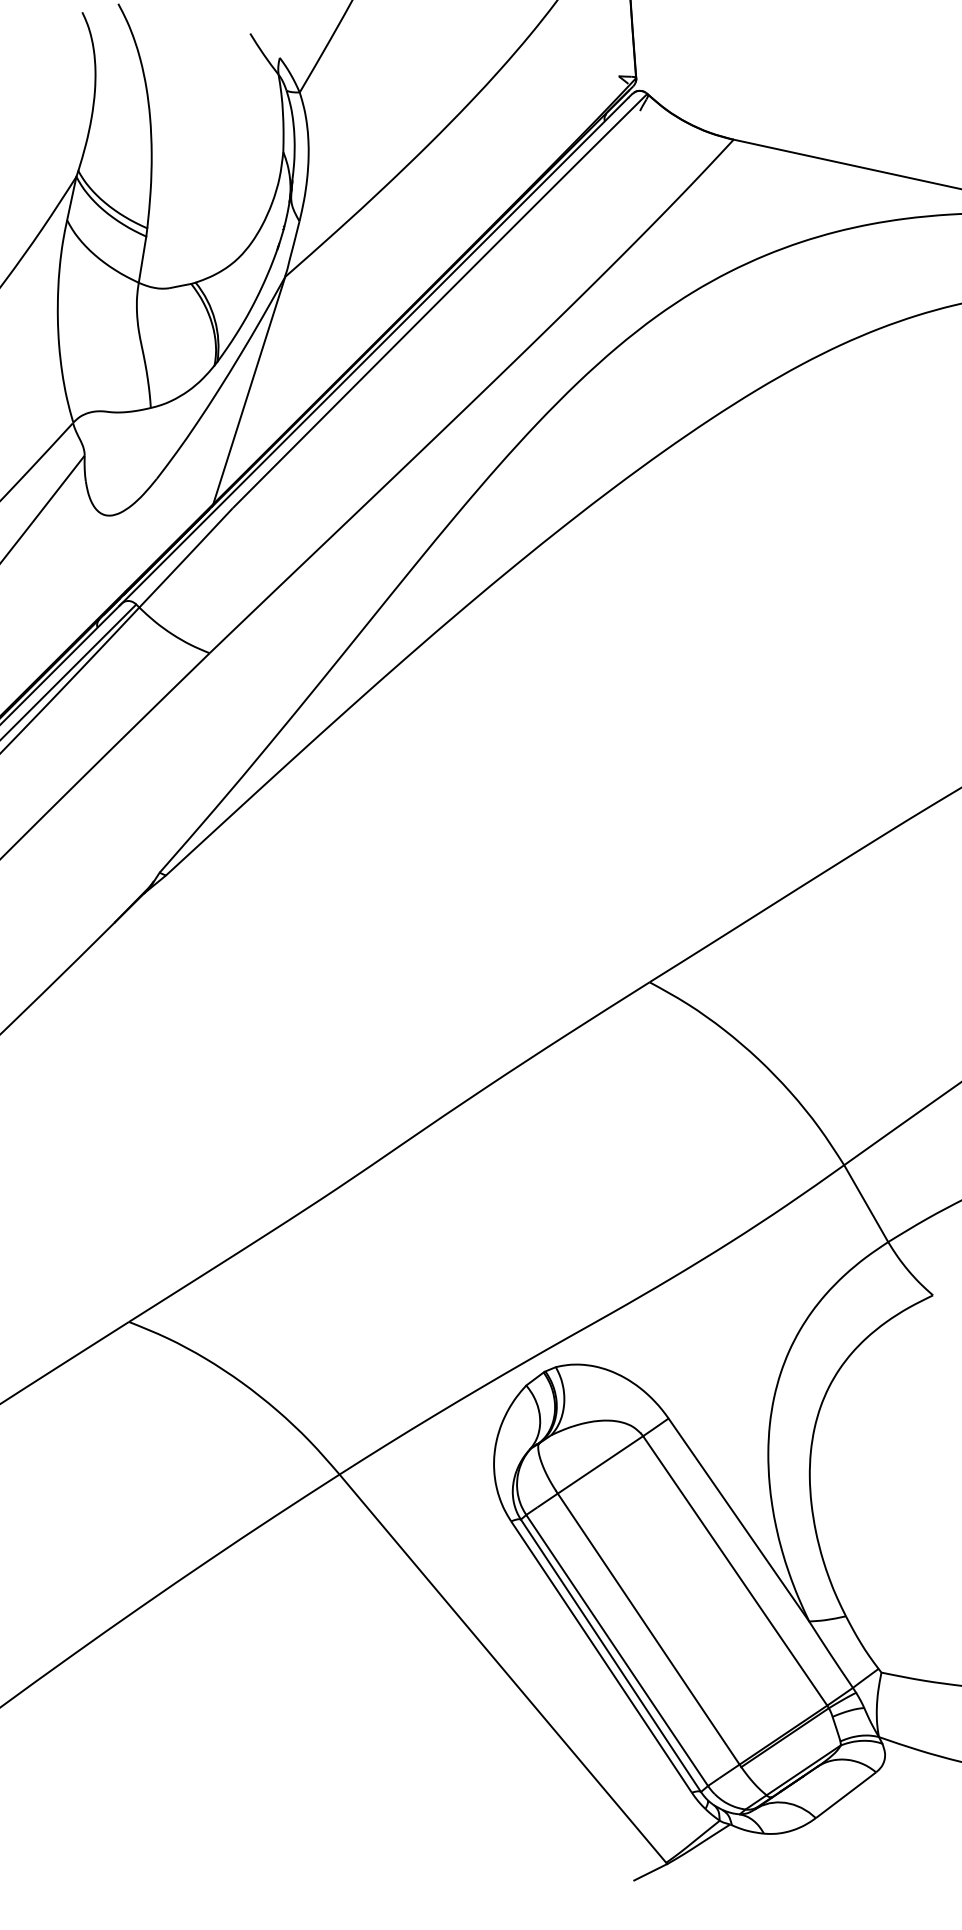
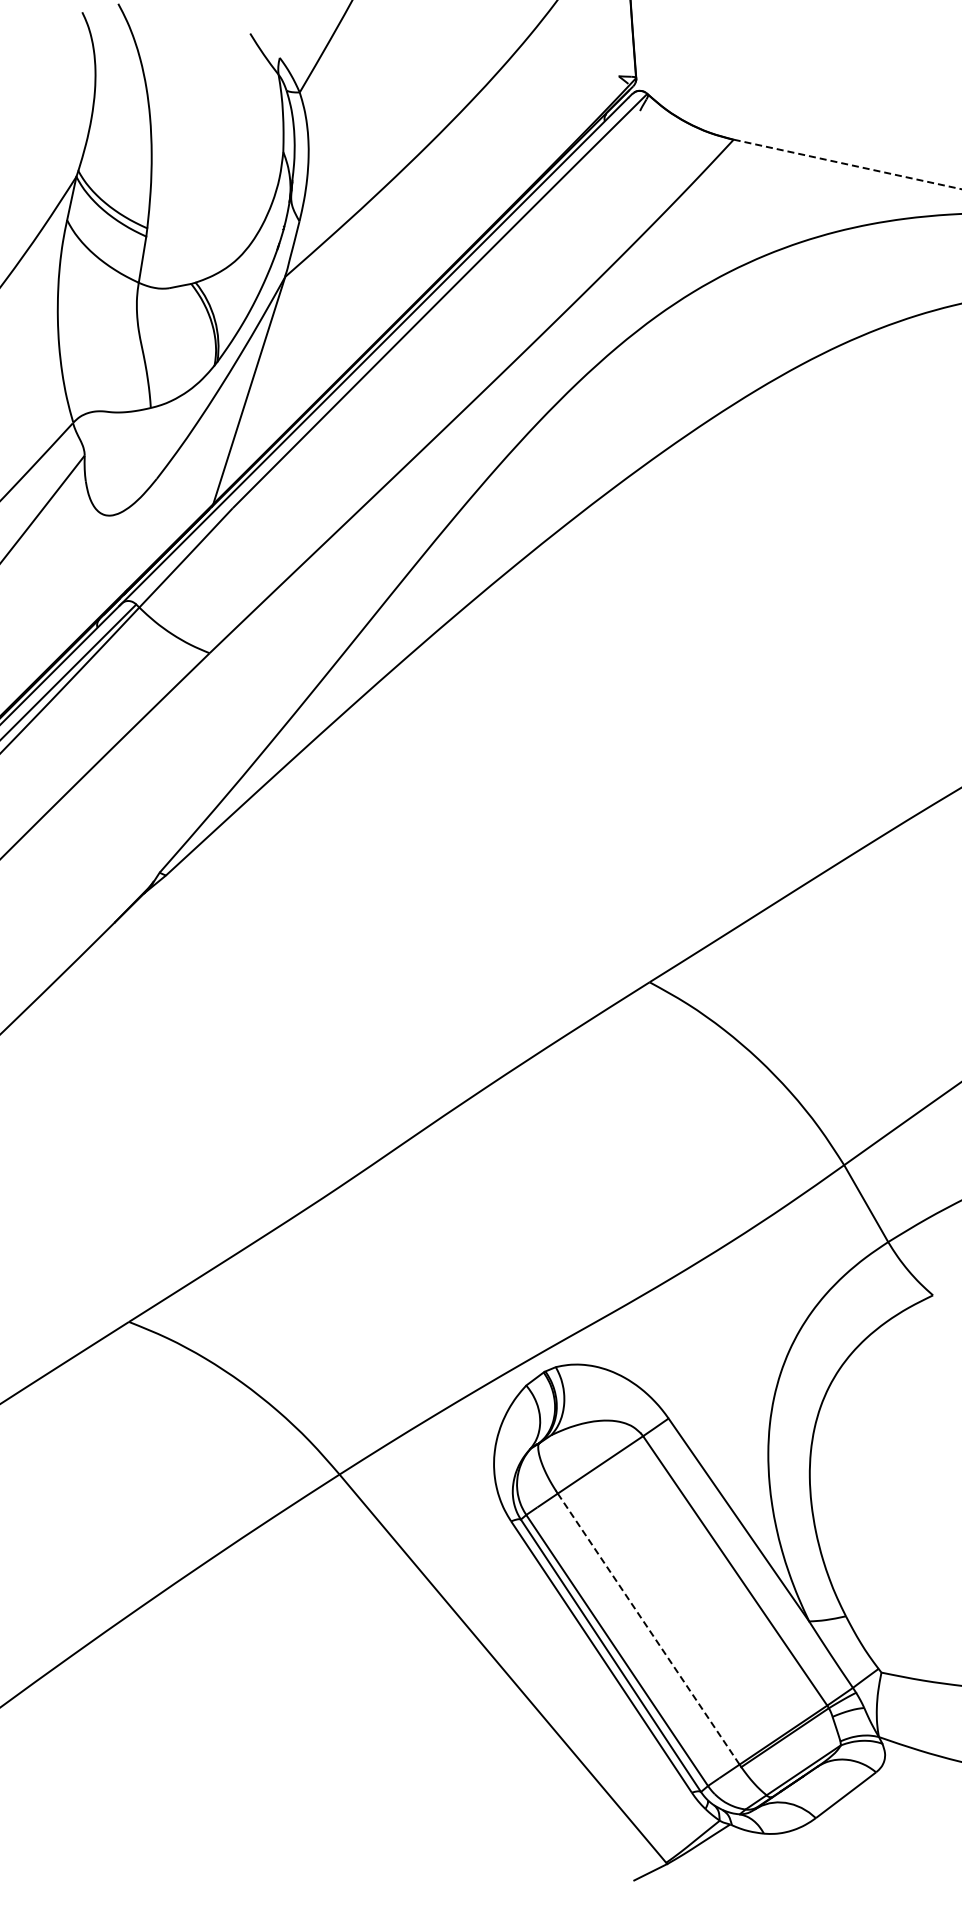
line: solid -> dashed (847, 164)
line: solid -> dashed (648, 1629)
